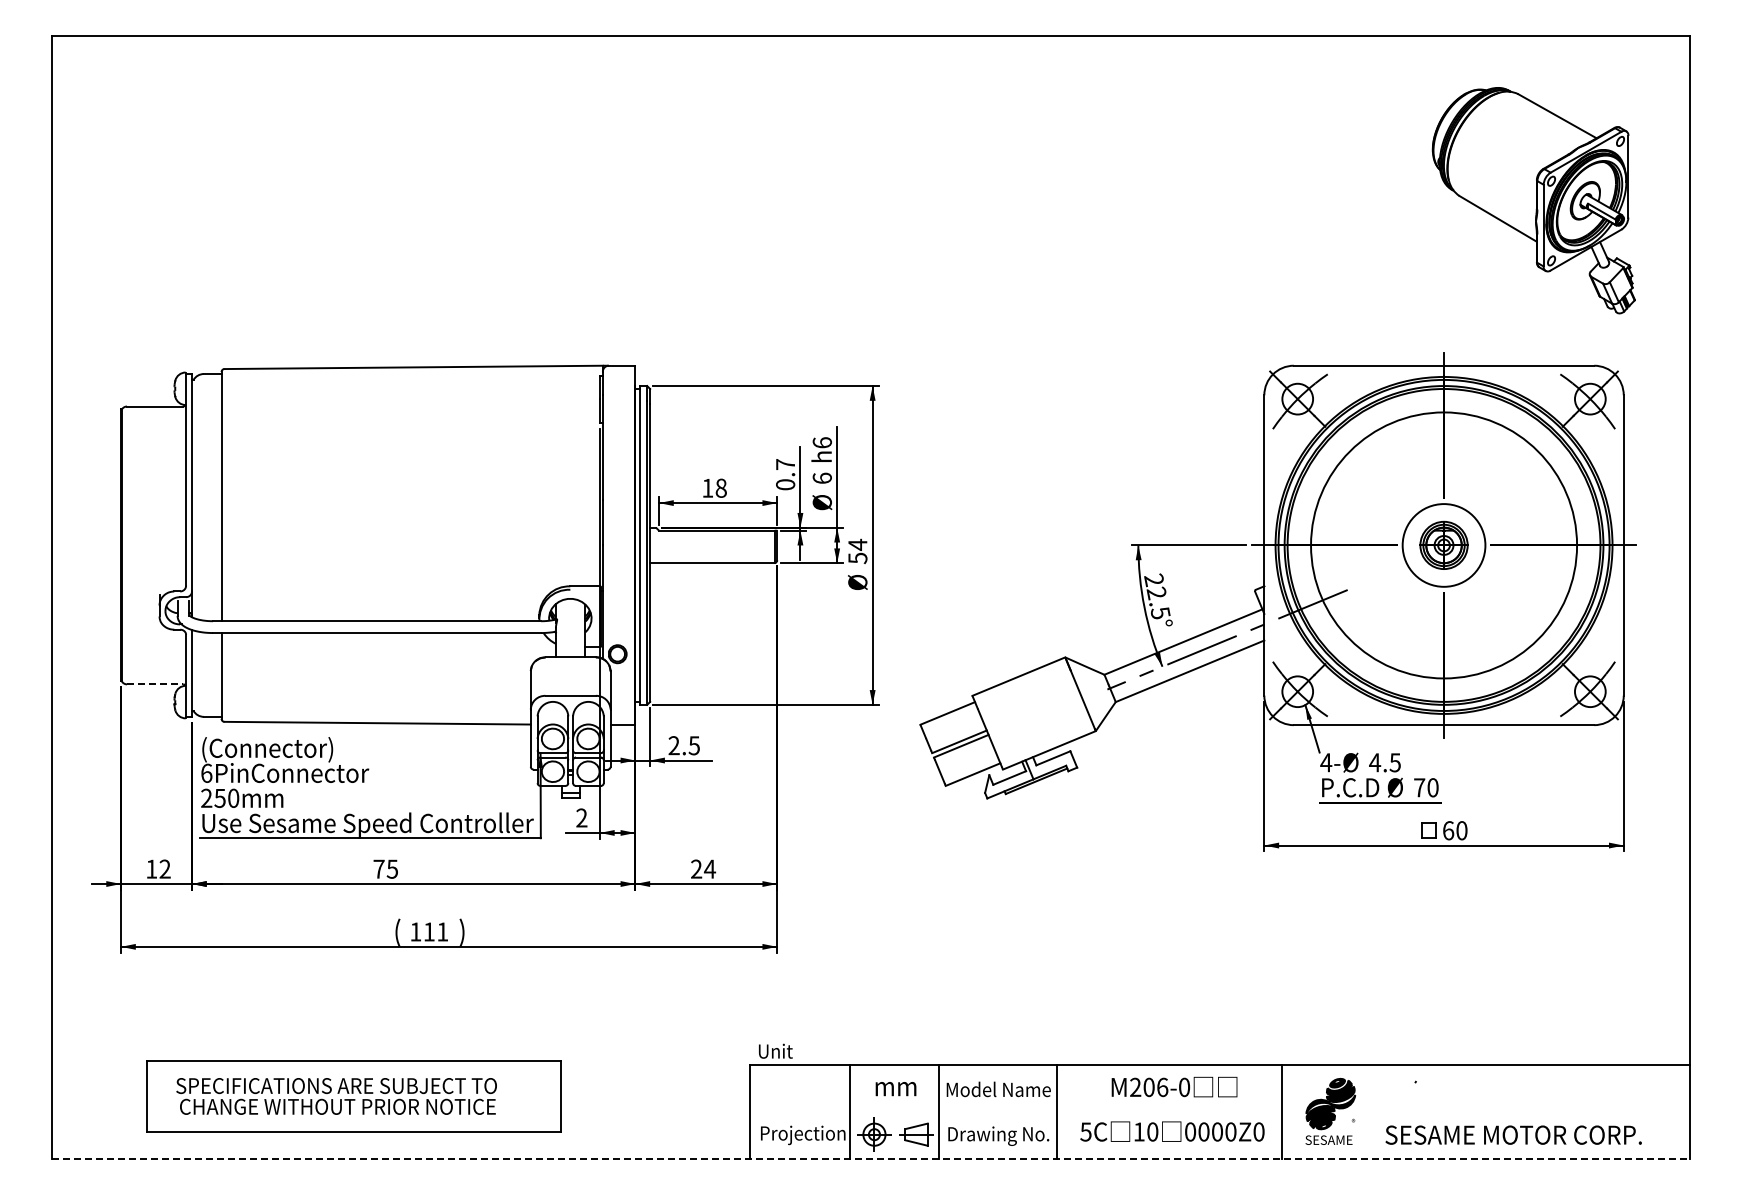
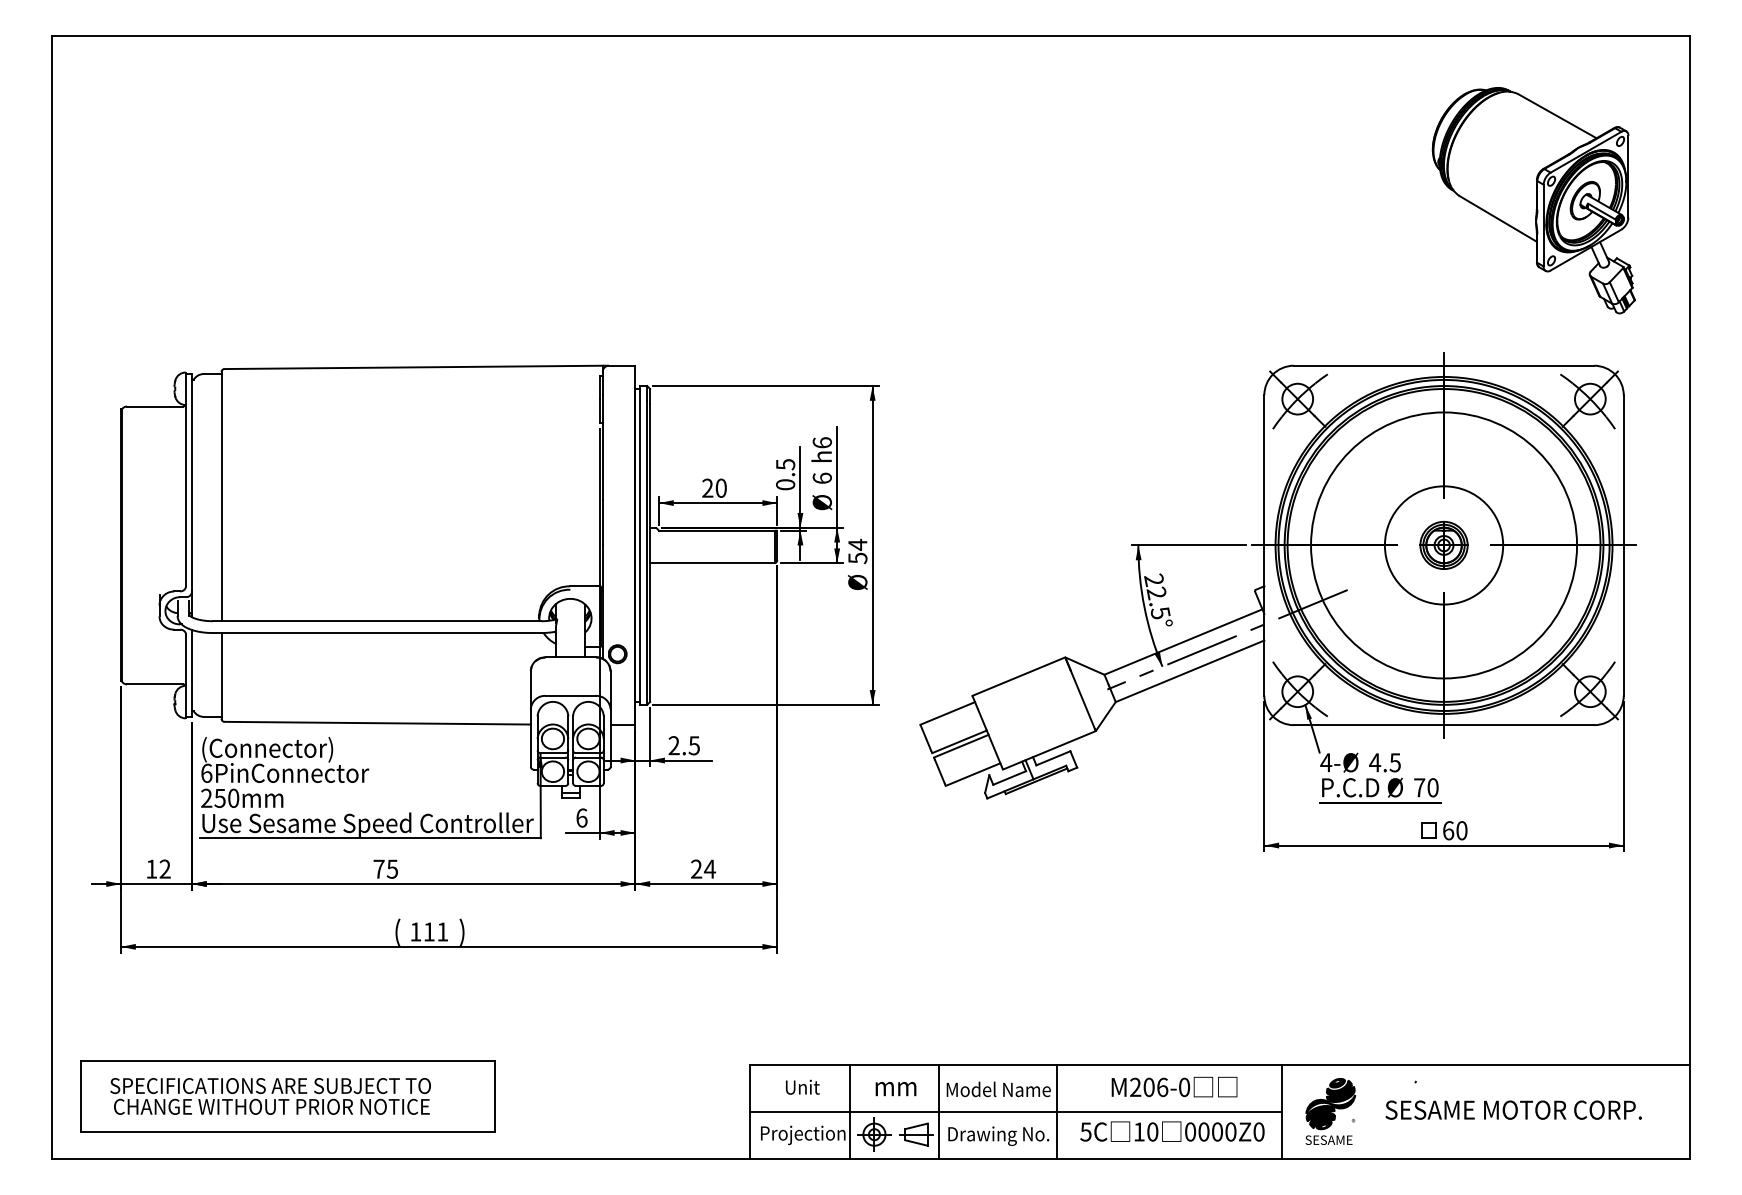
text: 0.7 -> 0.5 (785, 464)
text: 18 -> 20 (714, 487)
circle diameter: 83 px -> 118 px (1443, 545)
line: dashed -> solid (155, 684)
text: 2 -> 6 (581, 817)
text position: (775, 1050) -> (802, 1086) (802, 1086)
part position: (353, 1096) -> (287, 1096) (287, 1096)
line: none -> present (1015, 1111)
text position: (1513, 1134) -> (1513, 1109) (1513, 1109)
line: dashed -> solid (871, 1159)
